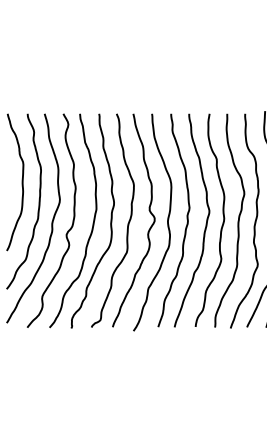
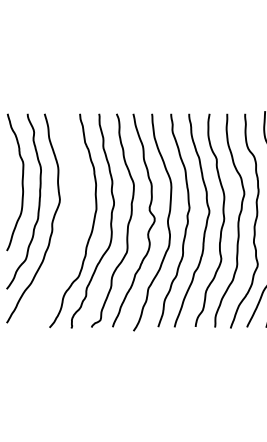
curve: present -> none (67, 230)
